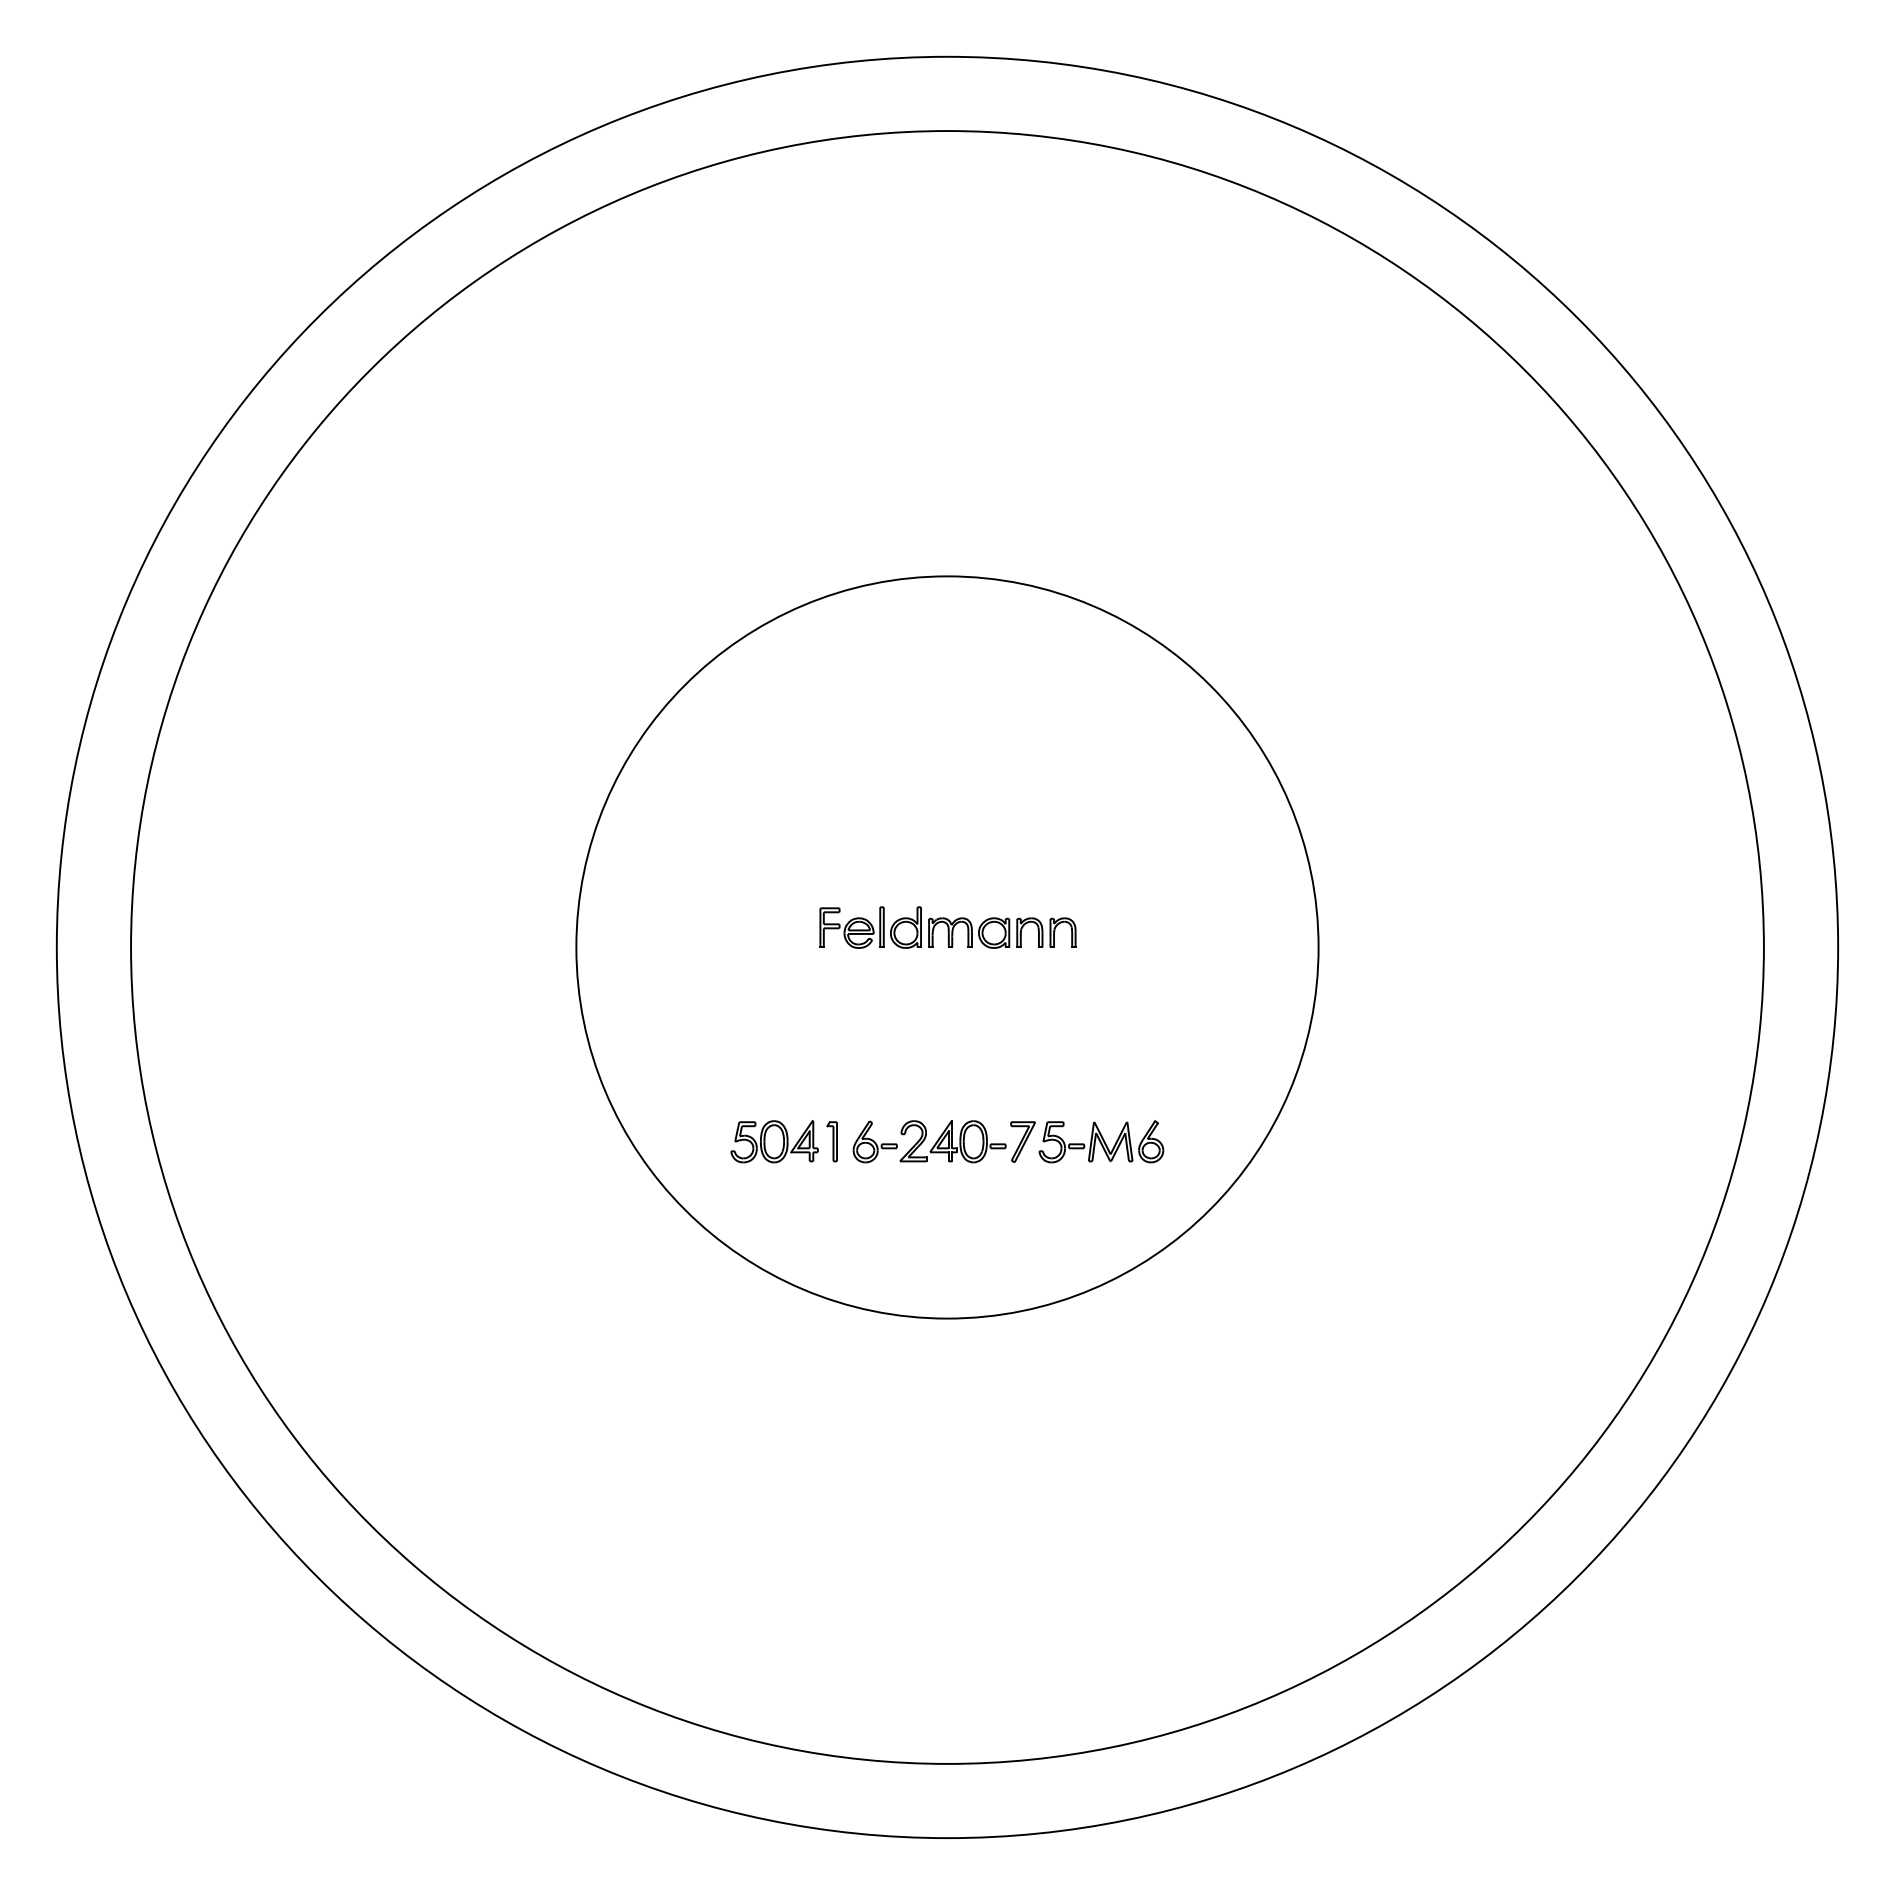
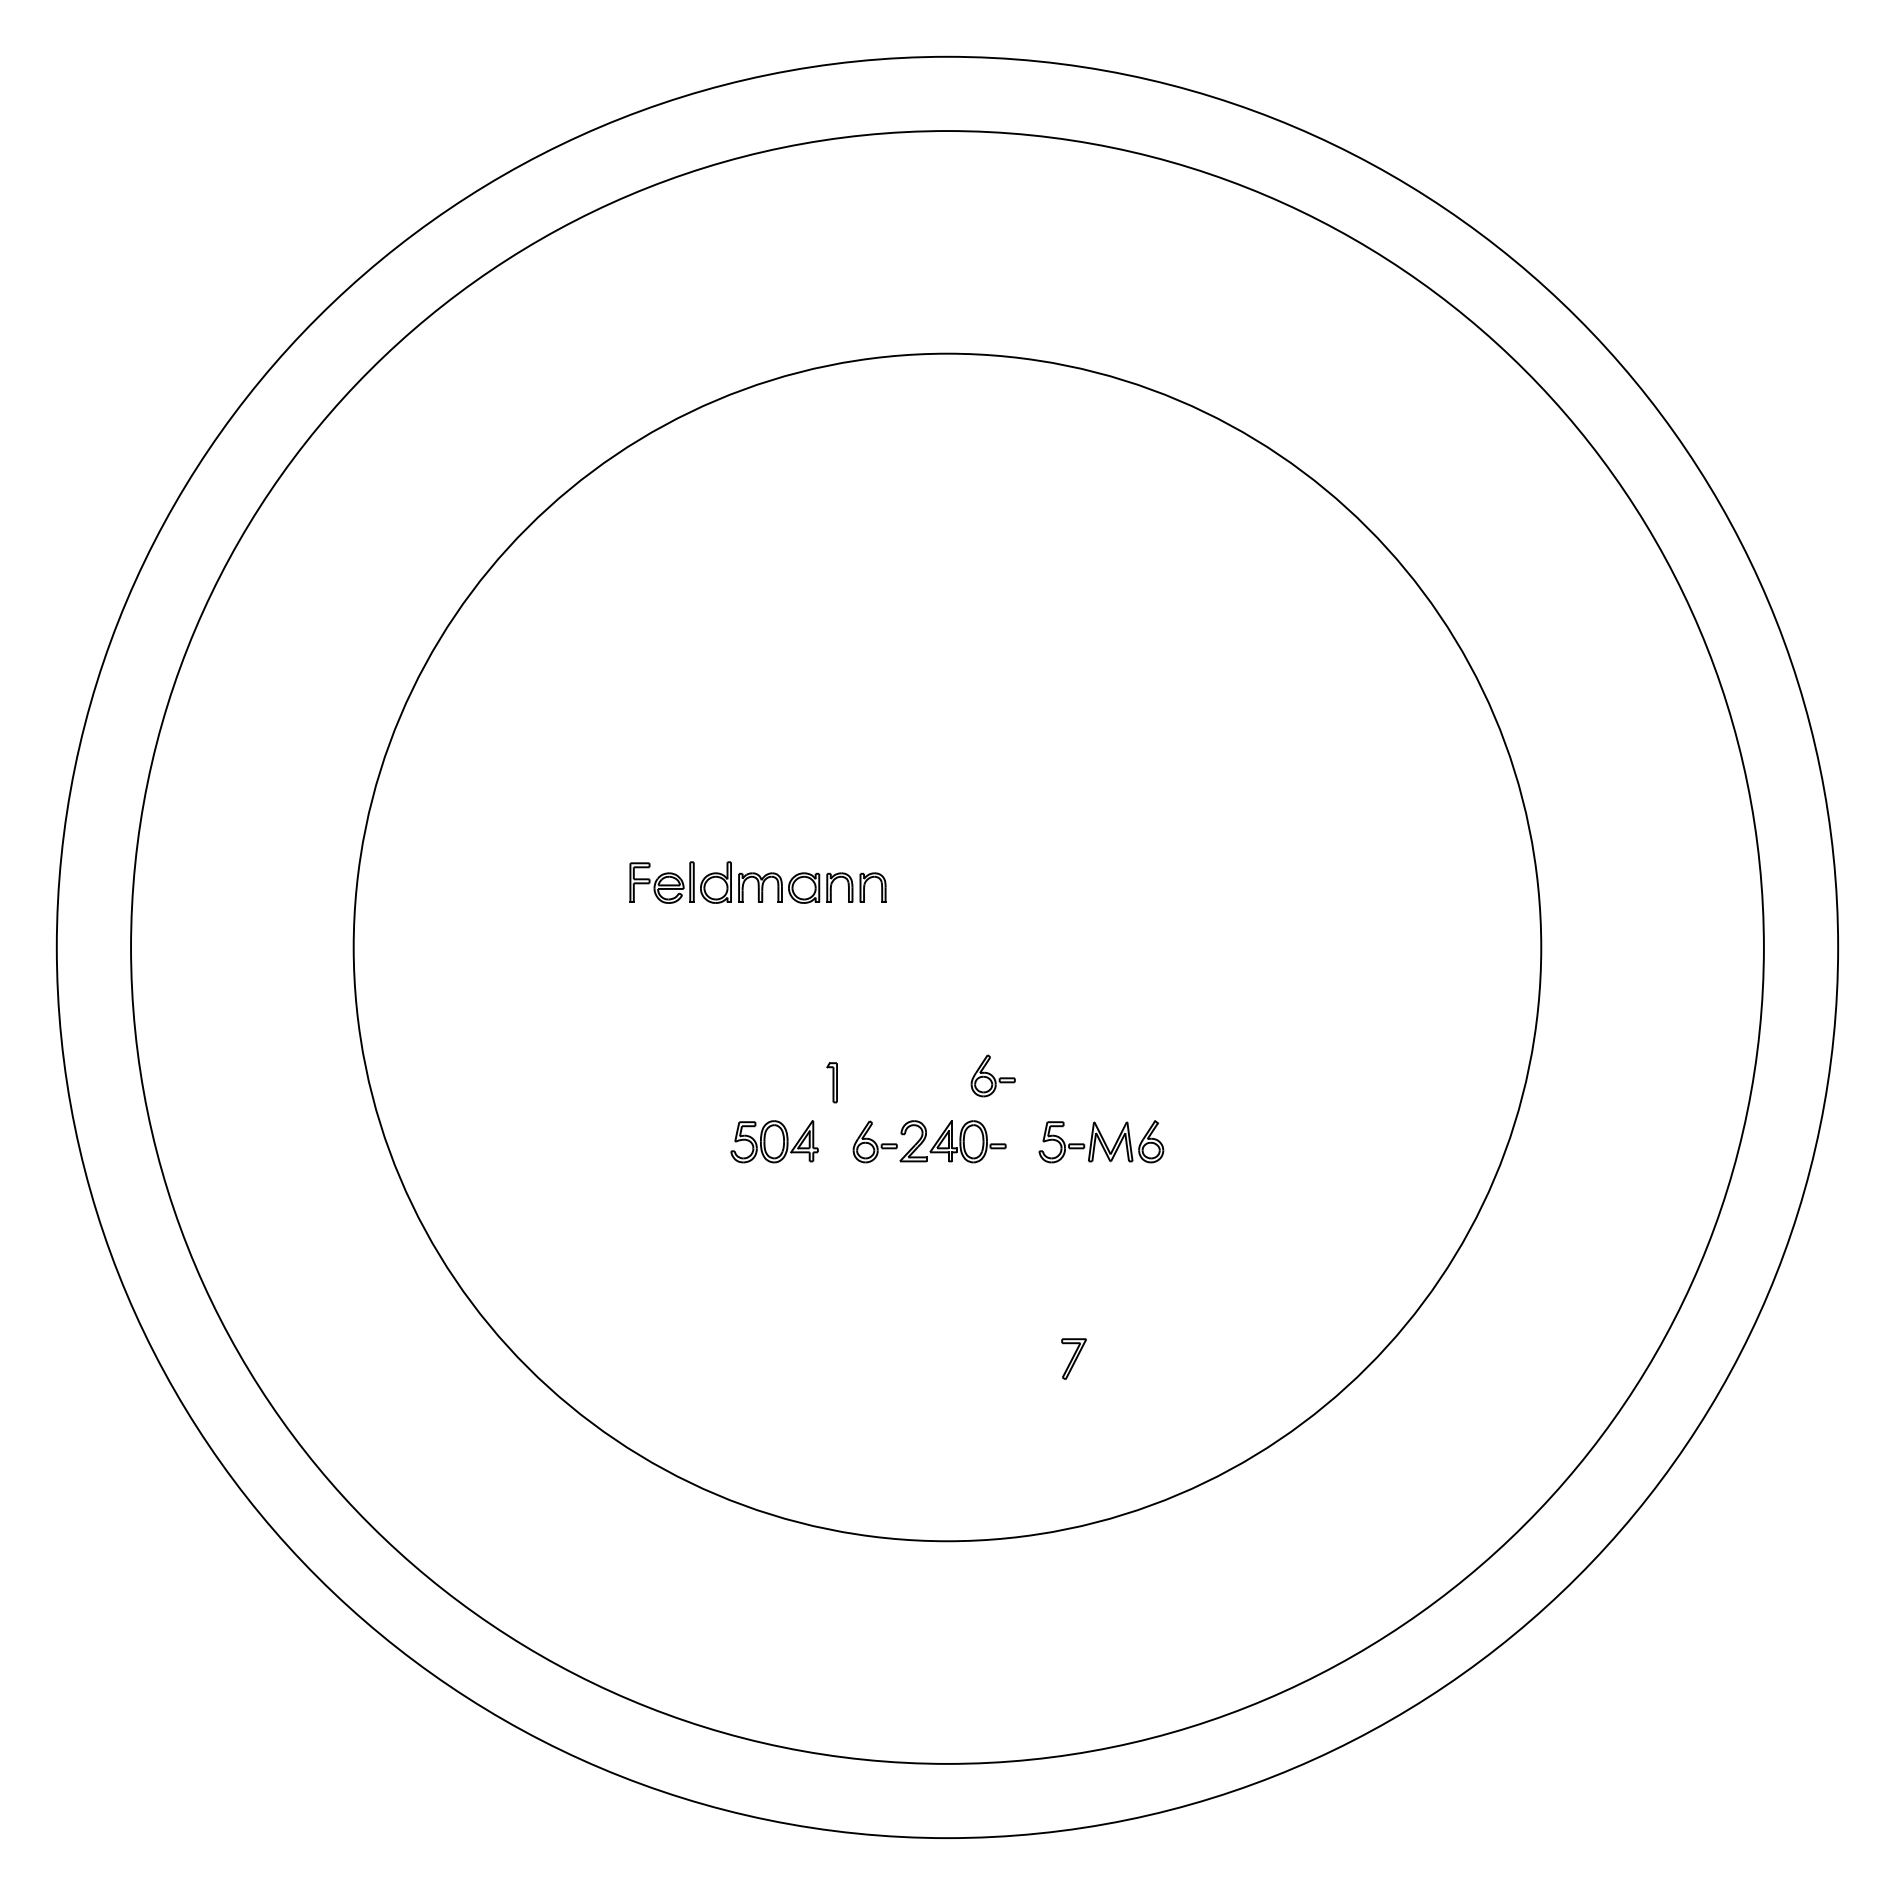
part position: (947, 927) -> (757, 882) (757, 882)
circle diameter: 742 px -> 1188 px (947, 947)
part: none -> present (992, 1075)
part position: (831, 1141) -> (831, 1082) (831, 1082)
part position: (1022, 1141) -> (1073, 1358) (1073, 1358)
